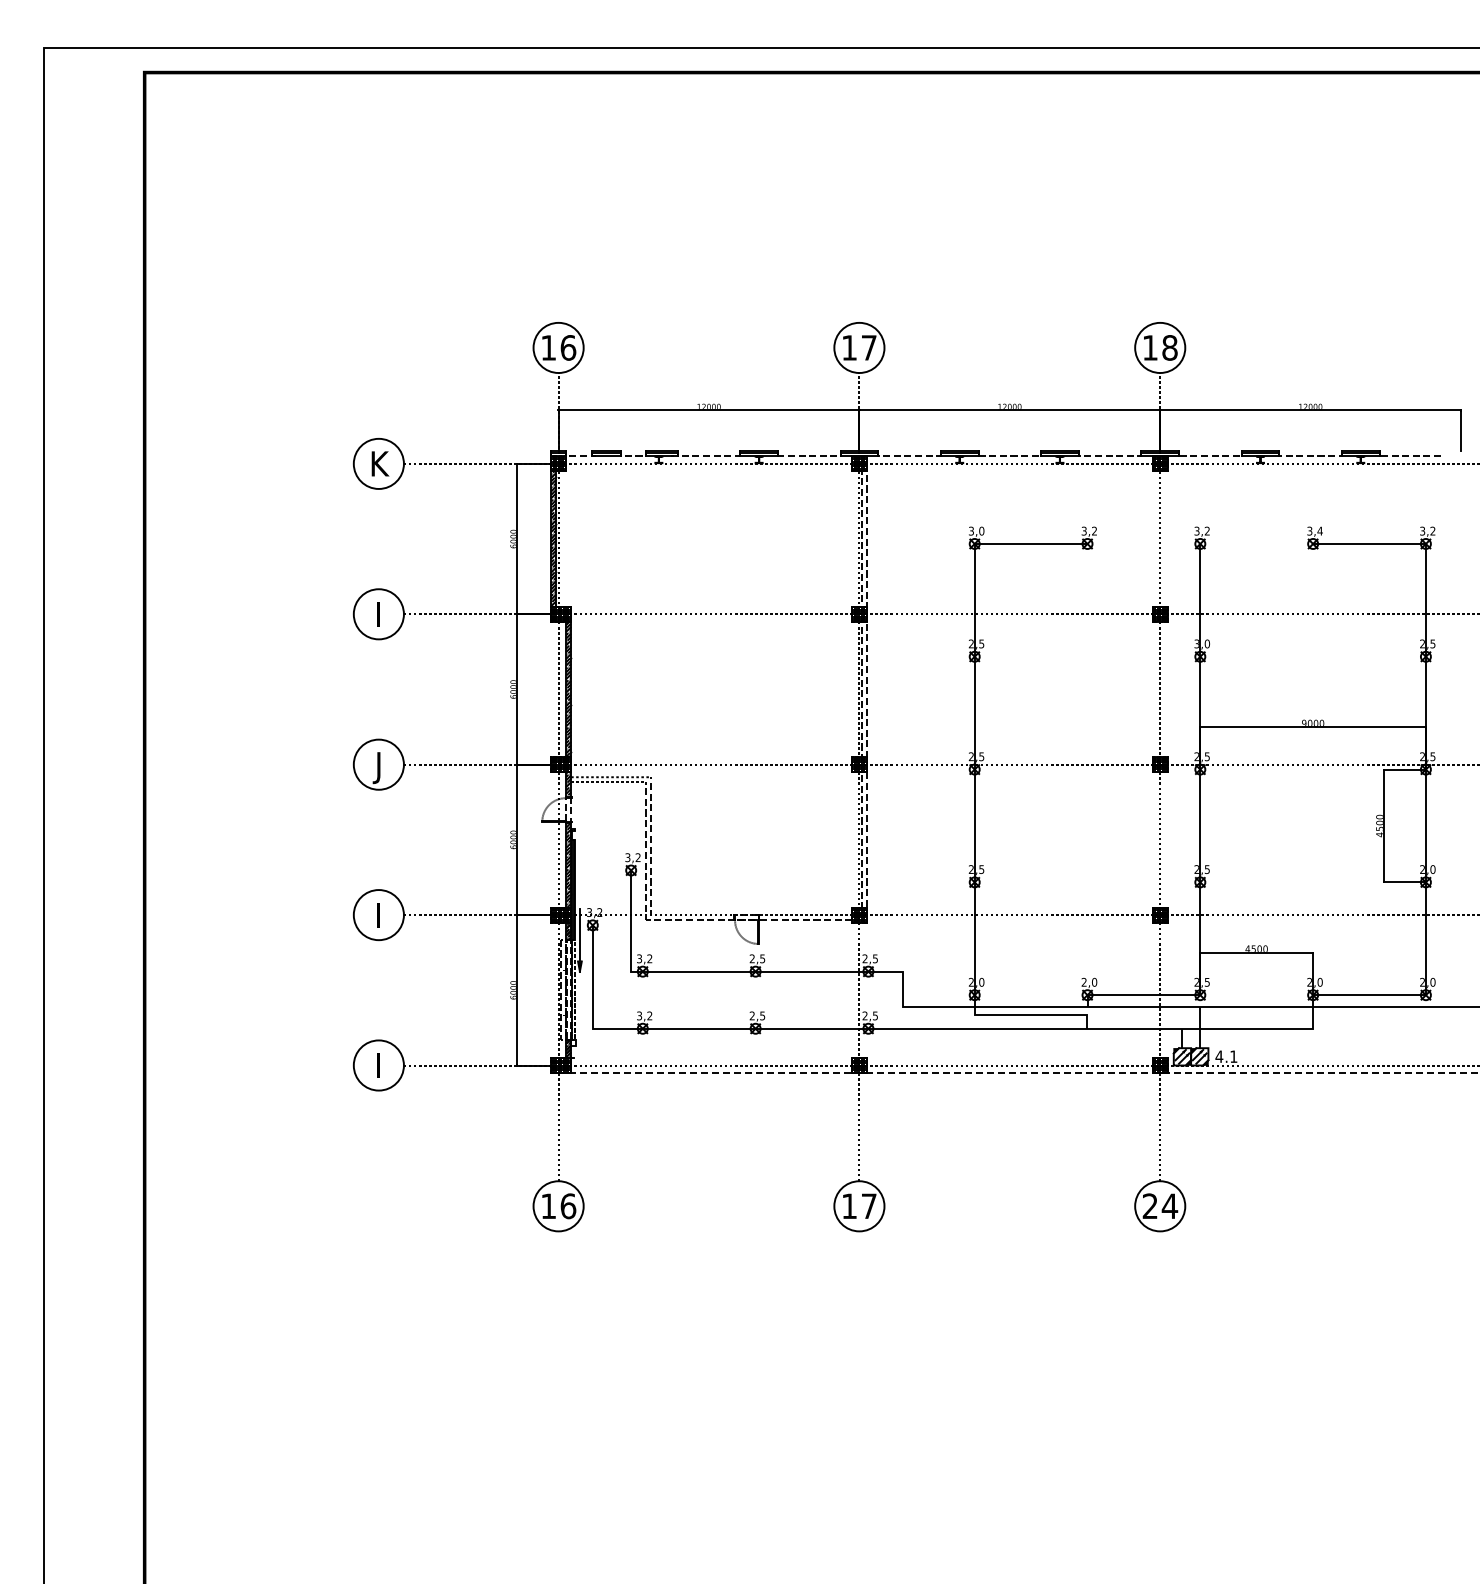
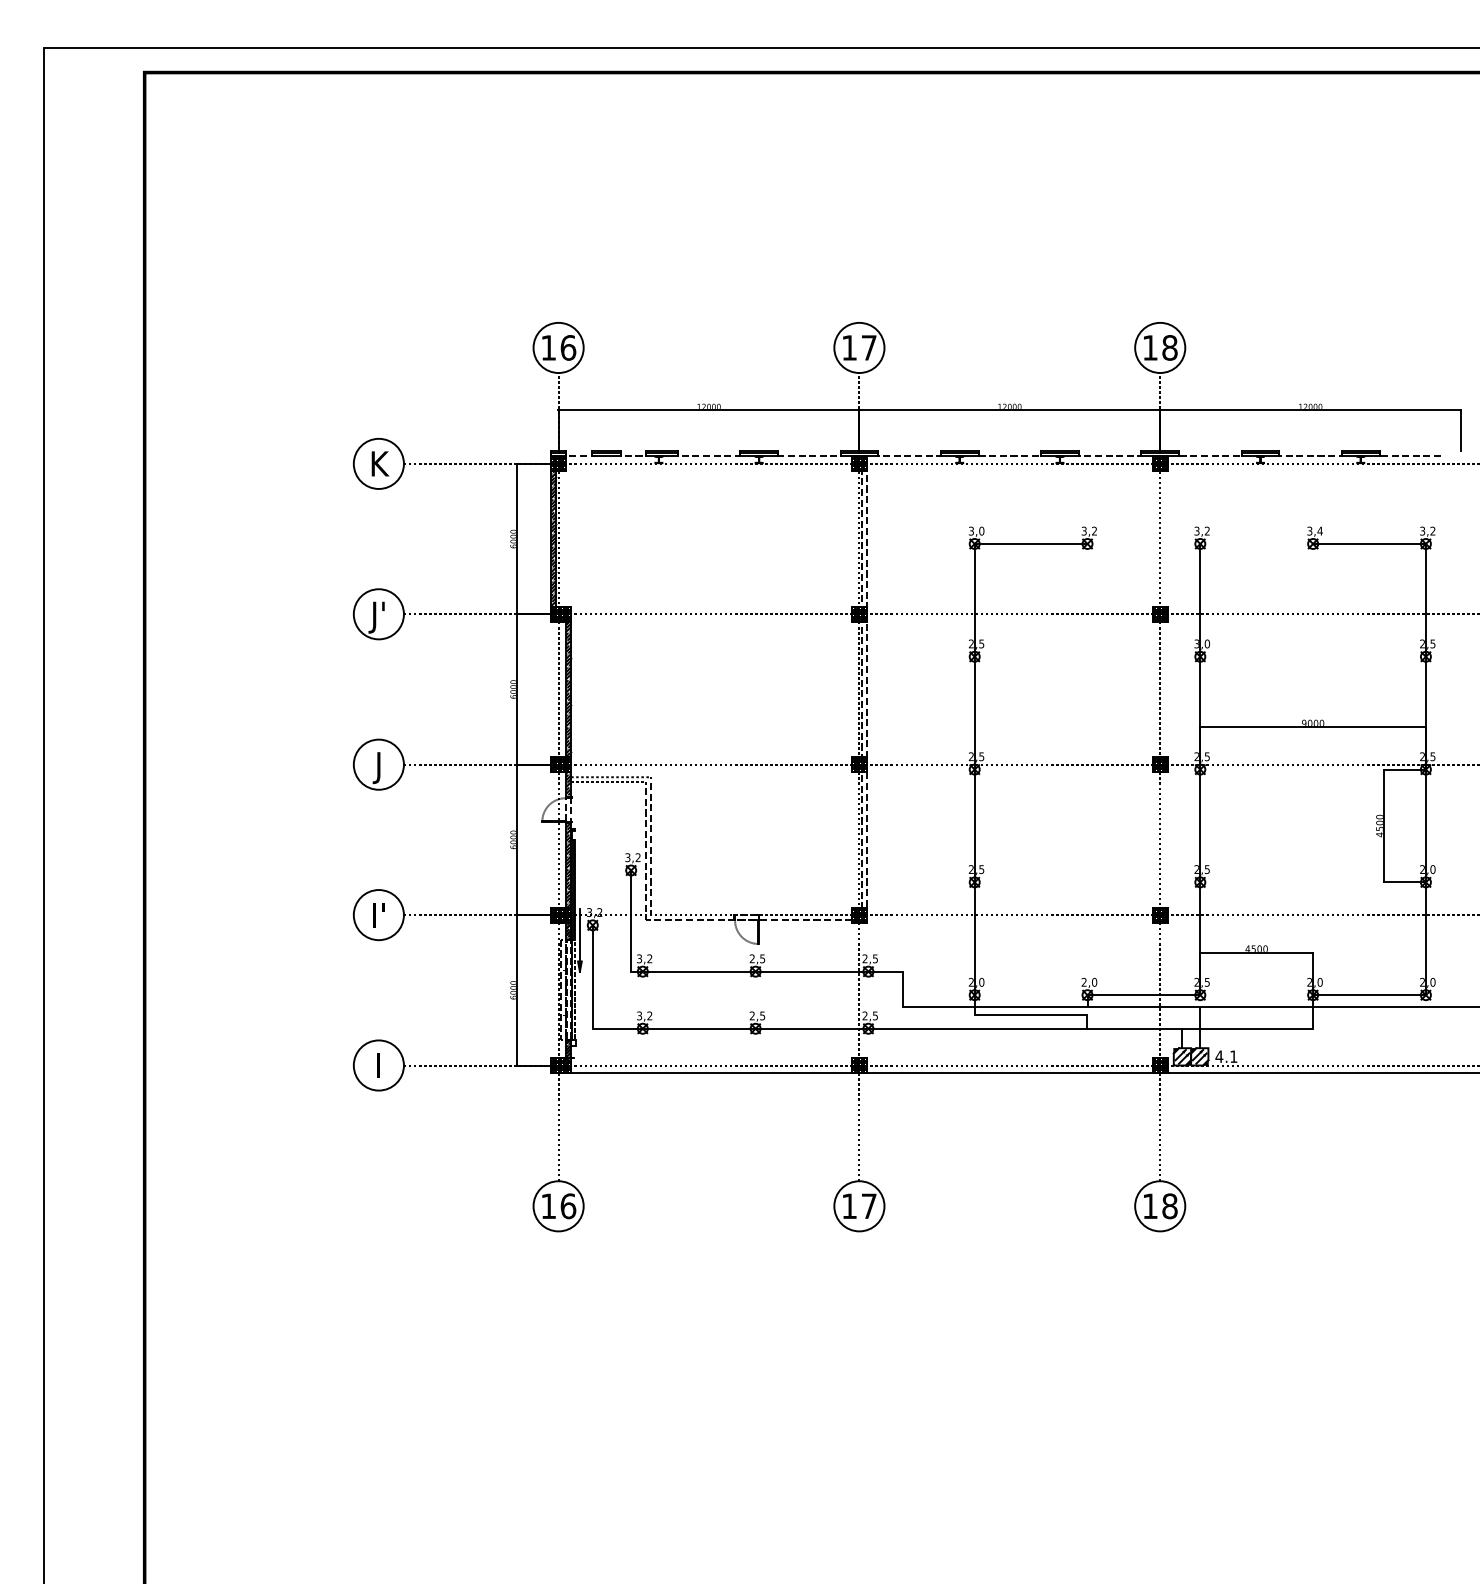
text: I -> J' (376, 617)
text: I -> I' (378, 915)
line: dashed -> solid (1023, 1073)
text: 24 -> 18 (1160, 1206)
